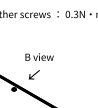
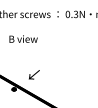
text position: (39, 56) -> (23, 38) (23, 38)
